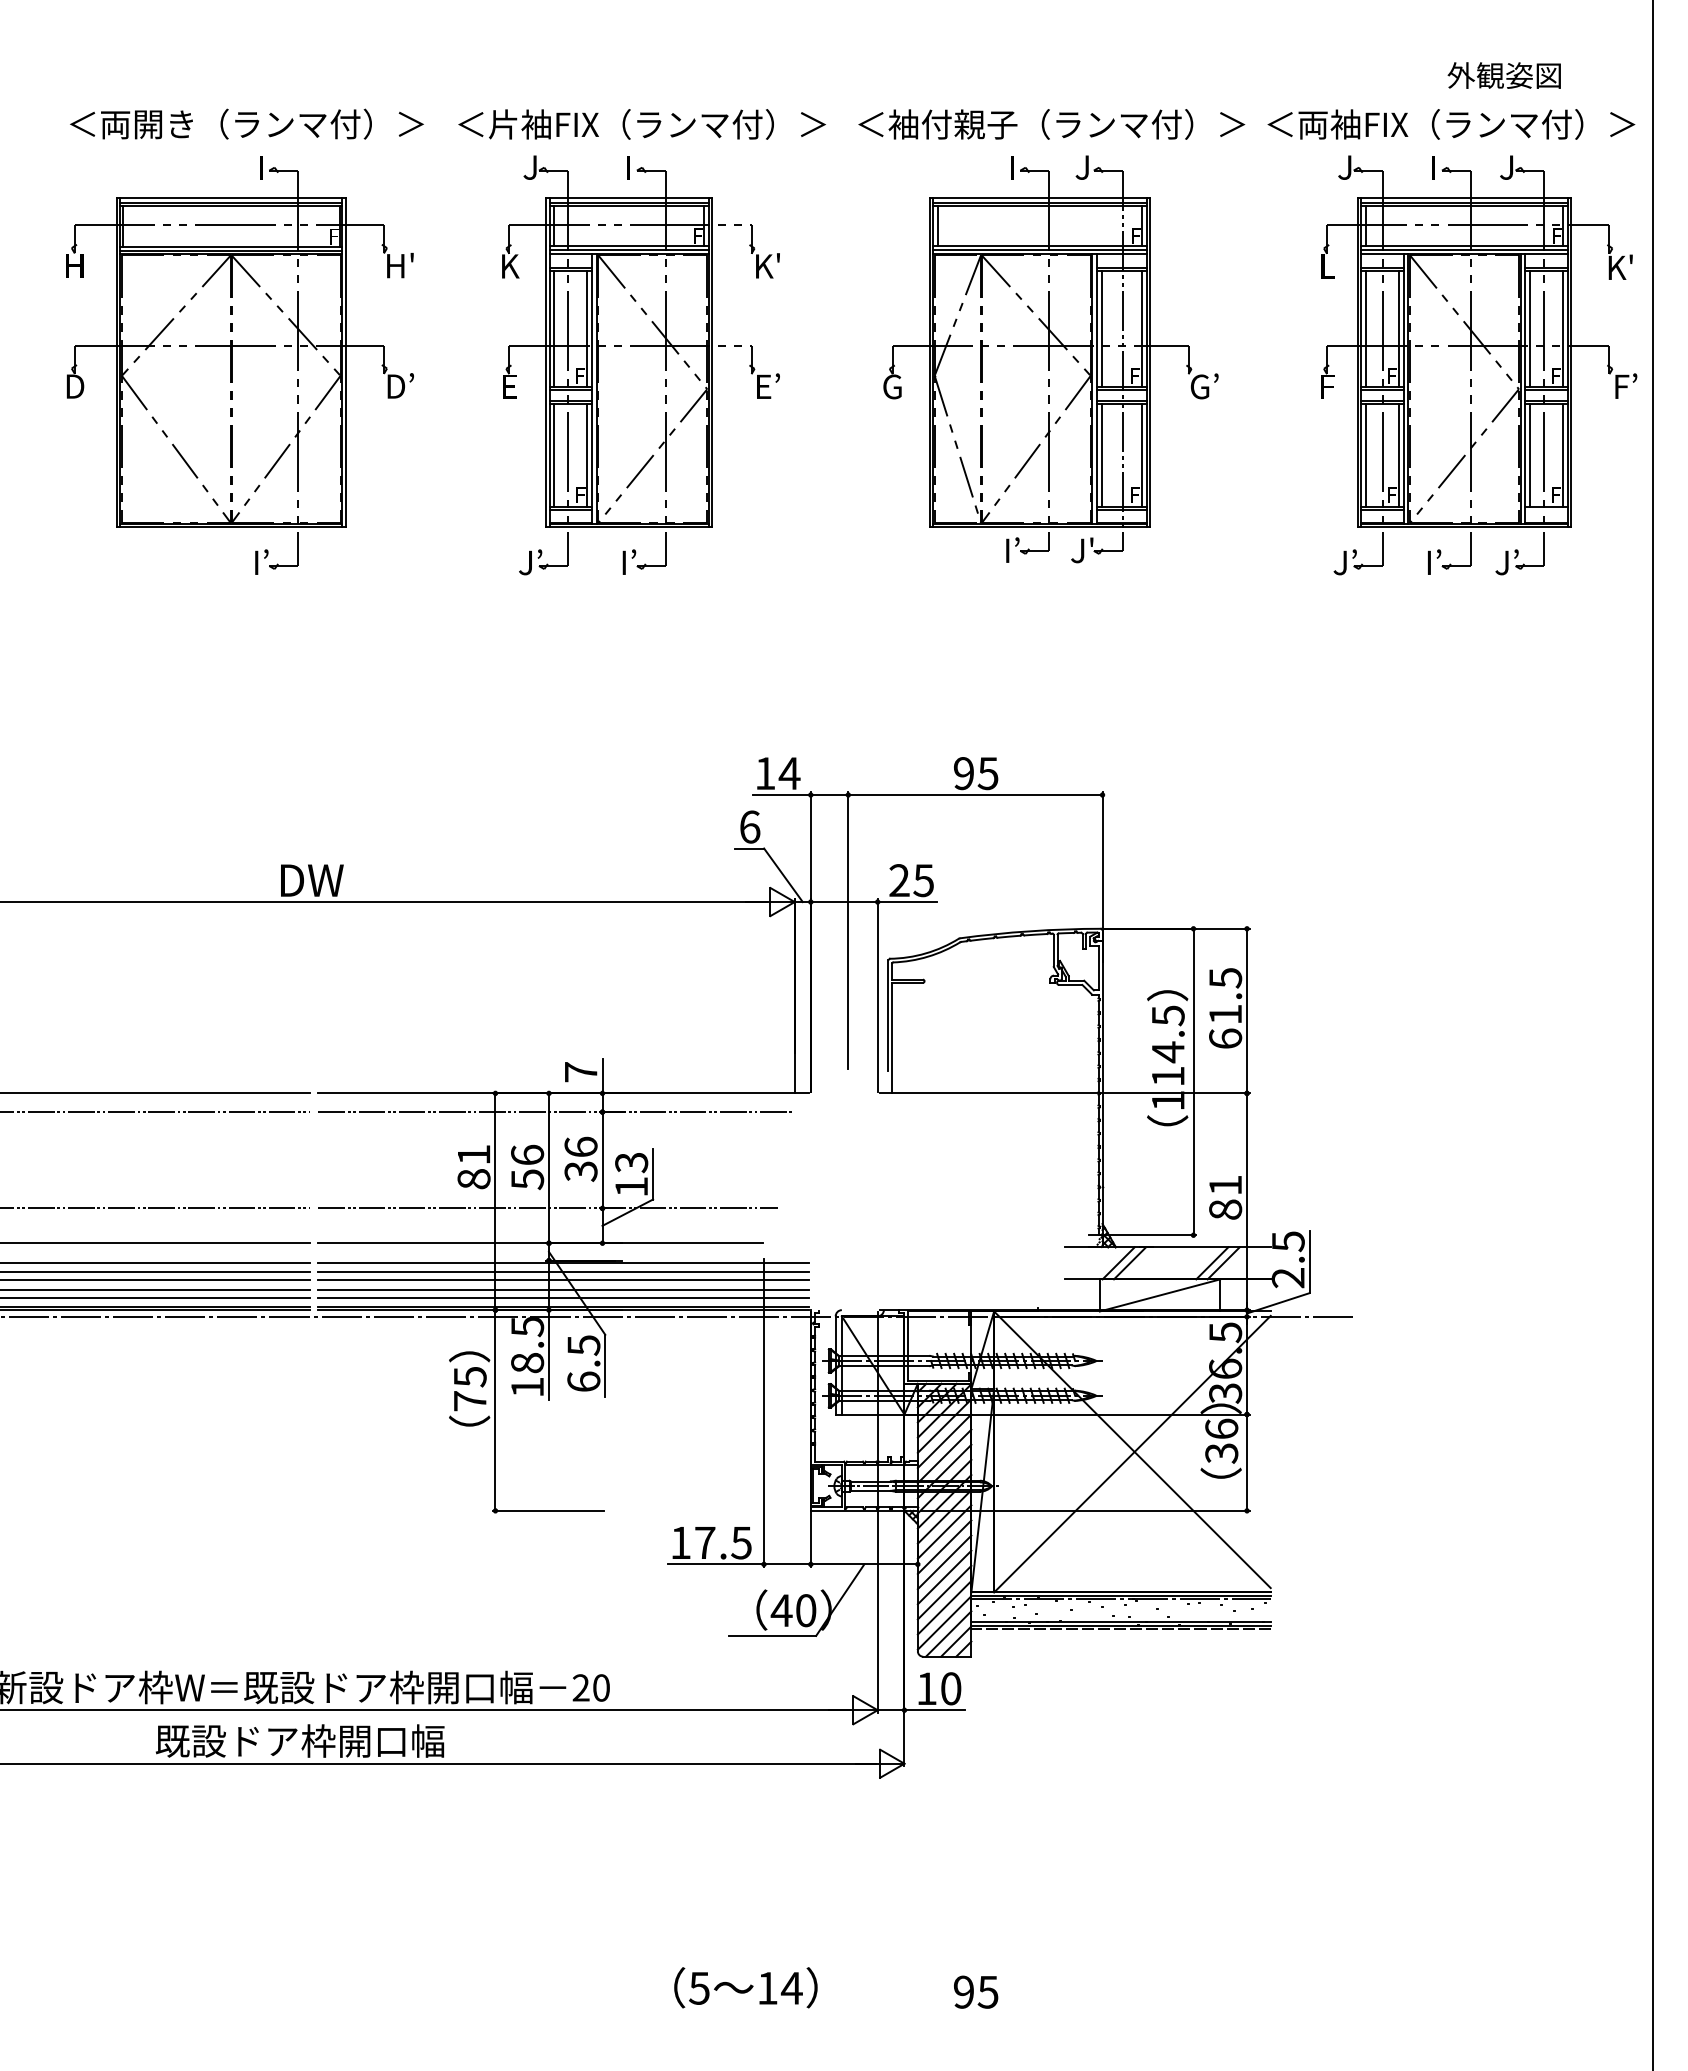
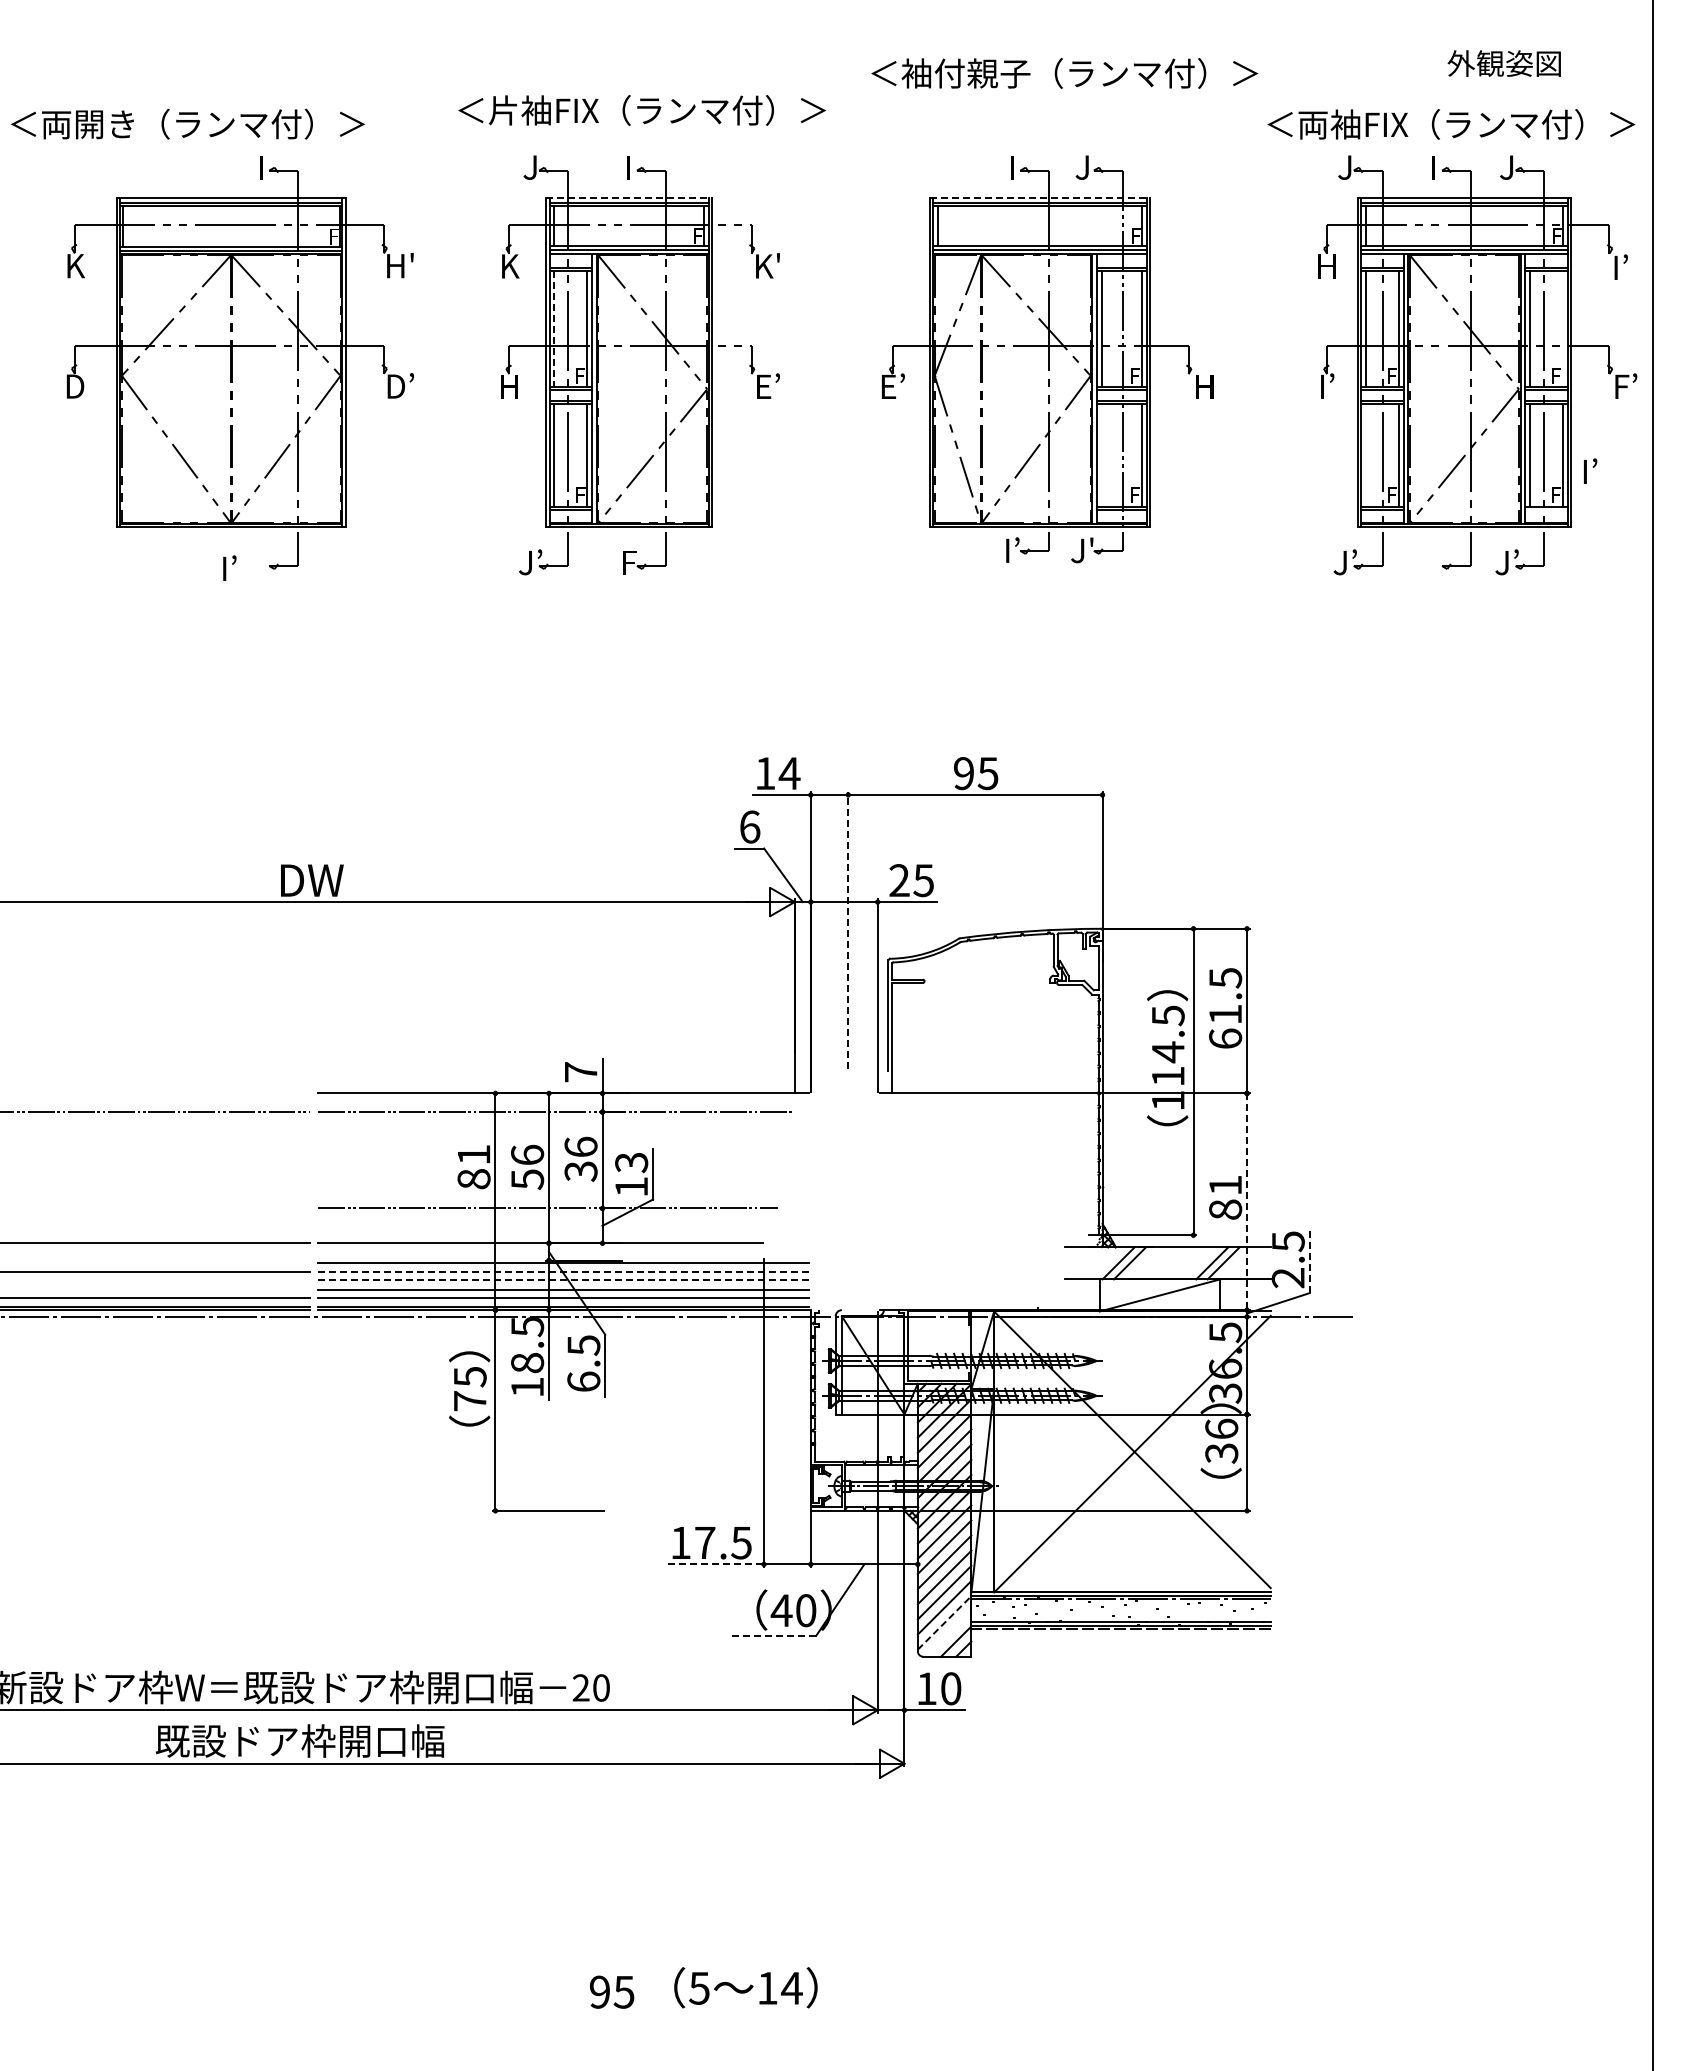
text position: (1503, 75) -> (1503, 63) (1503, 63)
text position: (246, 123) -> (187, 123) (187, 123)
text position: (641, 124) -> (641, 110) (641, 110)
text position: (1051, 124) -> (1064, 73) (1064, 73)
line: solid -> dashed (629, 197)
line: solid -> dashed (1040, 197)
text: H -> K (75, 266)
text: L -> H (1326, 266)
text: K' -> I’ (1620, 266)
line: present -> none (1562, 328)
line: solid -> dashed (554, 329)
text: F -> I’ (1327, 380)
text: E -> H (509, 386)
text: G -> E’ (892, 386)
text: G’ -> H (1204, 386)
line: present -> none (1101, 454)
line: present -> none (1366, 454)
text position: (261, 561) -> (229, 567) (229, 567)
text: I’ -> F (629, 561)
text position: (1434, 561) -> (1590, 470) (1590, 470)
line: solid -> dashed (848, 930)
line: present -> none (156, 1093)
line: solid -> dashed (1247, 1202)
line: present -> none (156, 1208)
line: solid -> dashed (1309, 1261)
line: present -> none (156, 1262)
line: solid -> dashed (563, 1272)
line: present -> none (156, 1280)
line: solid -> dashed (563, 1280)
line: present -> none (156, 1289)
line: solid -> dashed (716, 1564)
line: solid -> dashed (944, 1622)
line: present -> none (948, 1633)
line: solid -> dashed (772, 1635)
text position: (976, 1991) -> (612, 1991) (612, 1991)
